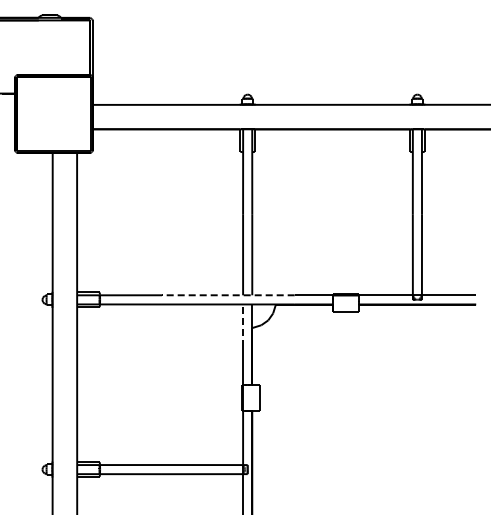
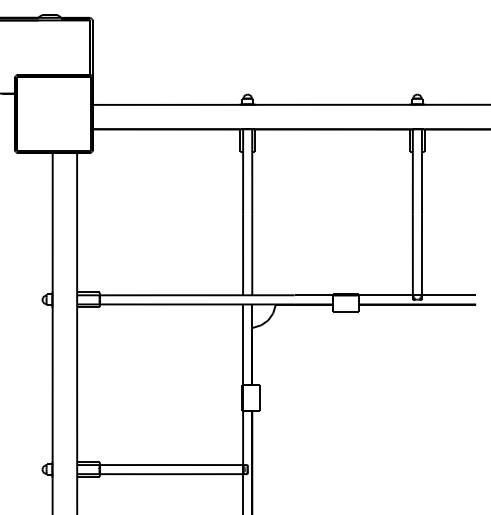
line: dashed -> solid (227, 295)
line: dashed -> solid (243, 325)
